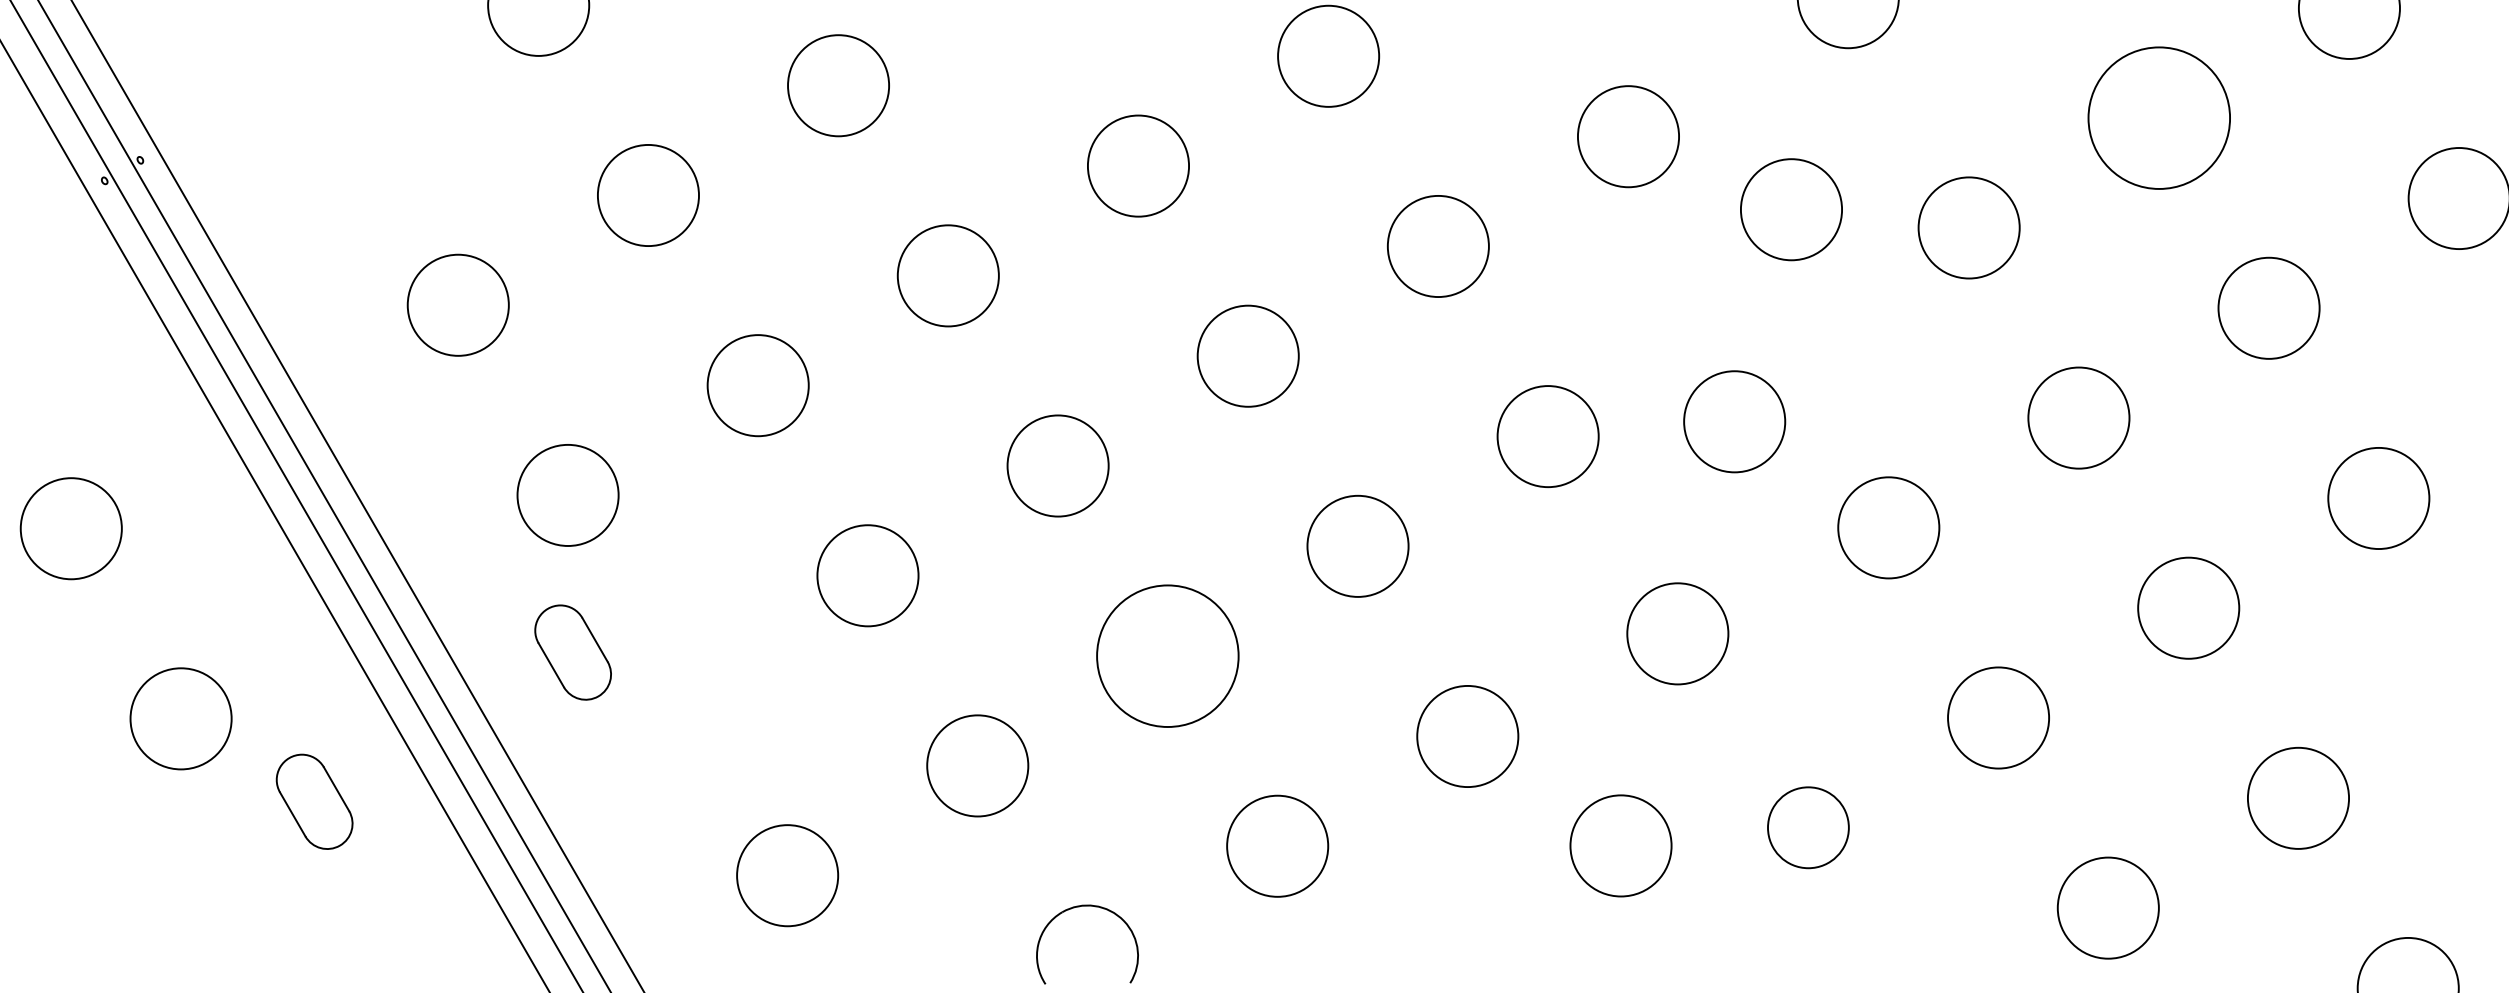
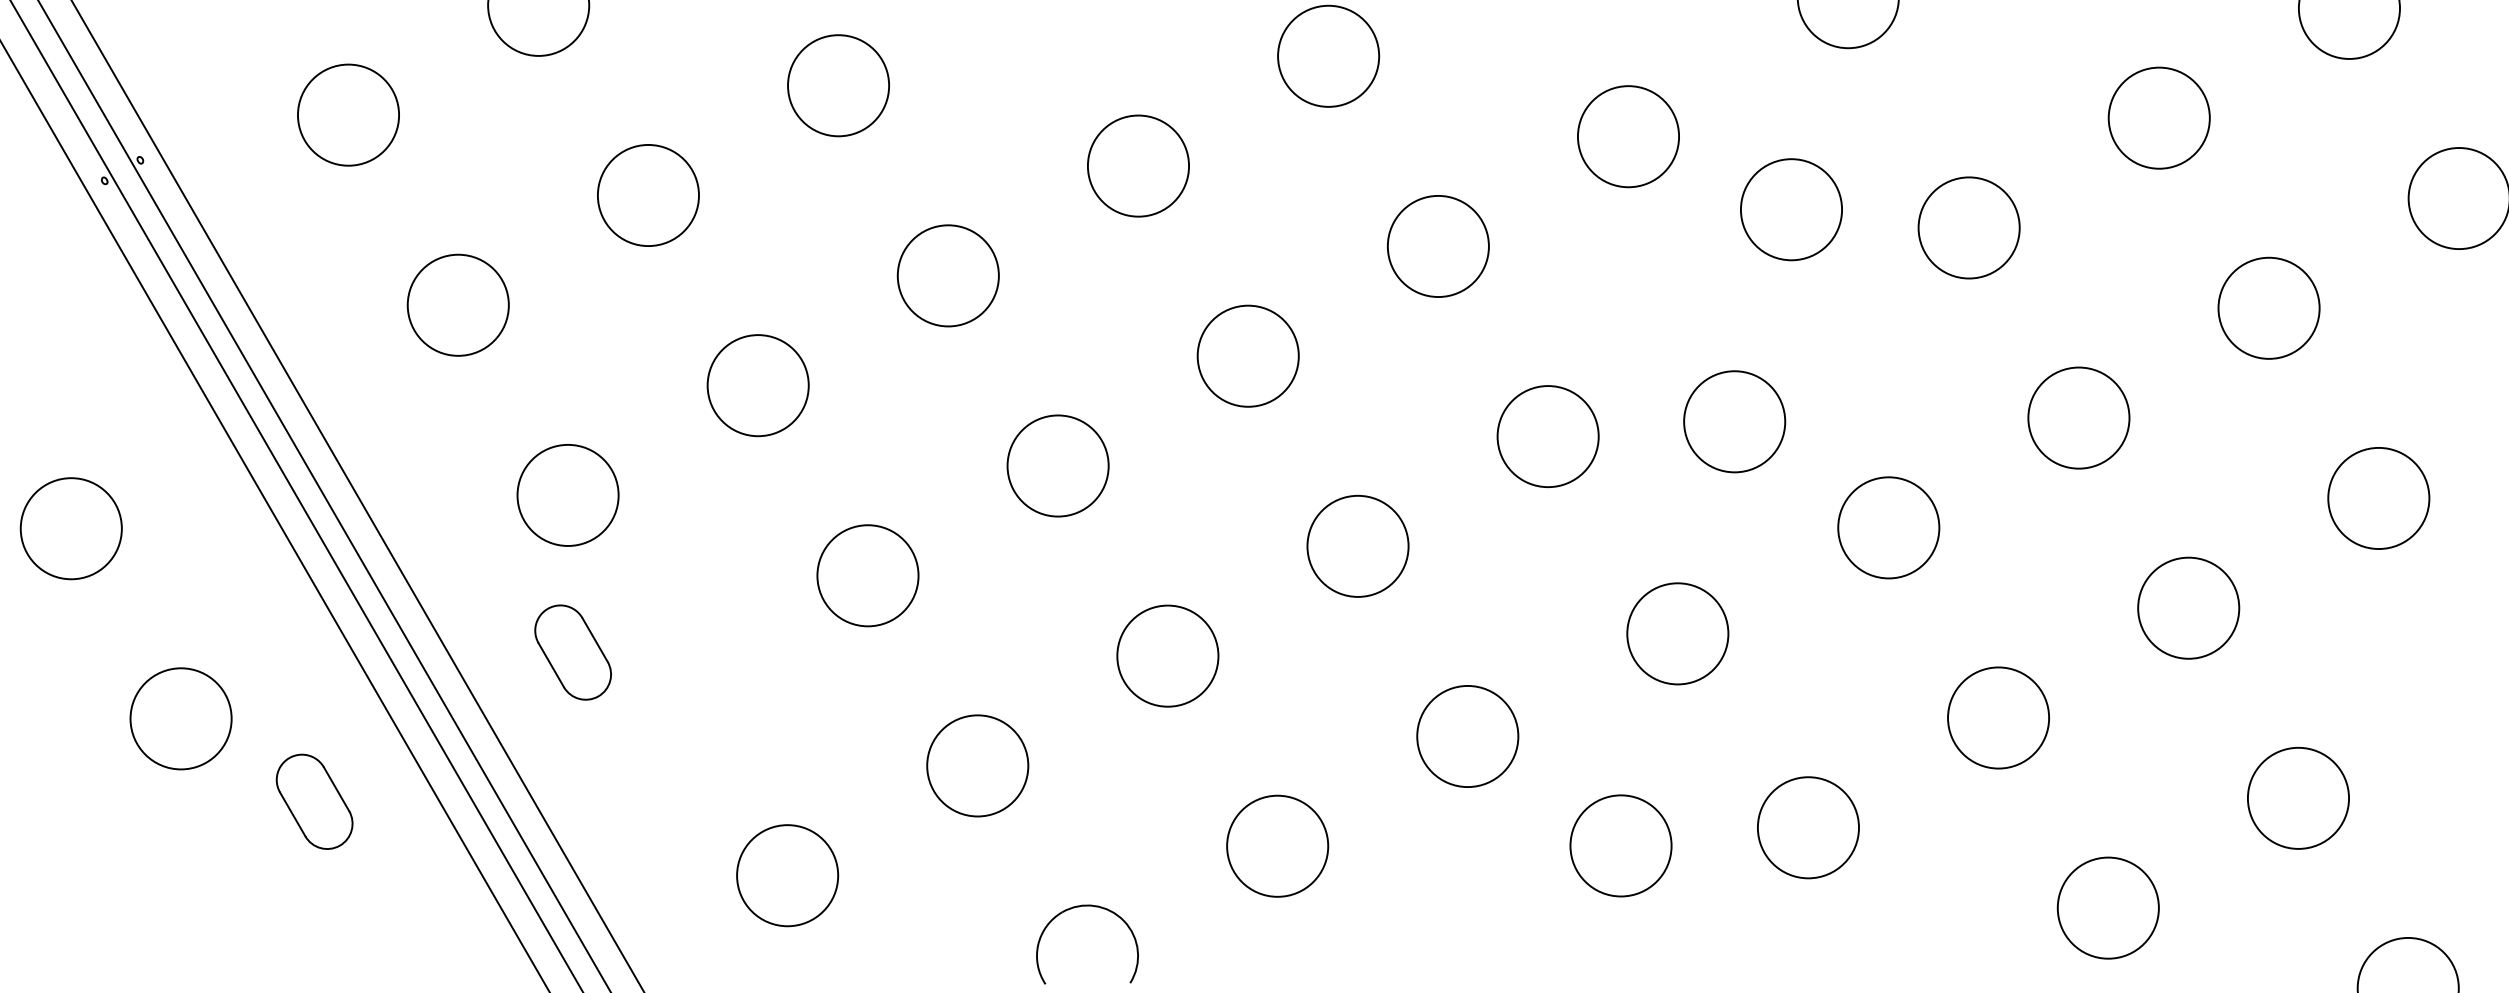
circle: none -> present (348, 114)
circle diameter: 142 px -> 101 px (2158, 117)
circle size: 144x144 px -> 104x104 px (1167, 655)
circle diameter: 81 px -> 101 px (1807, 827)
